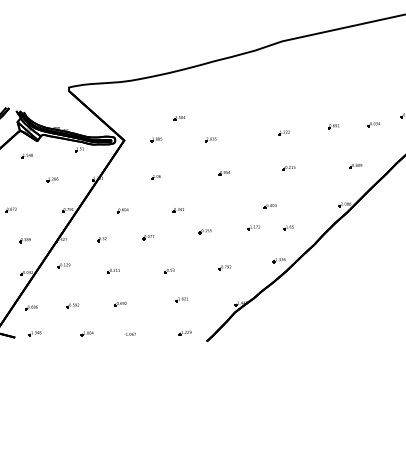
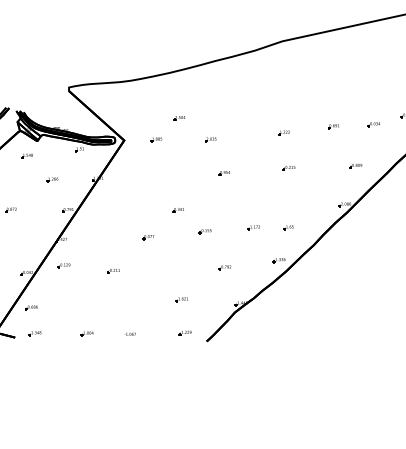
part: present -> none (155, 177)
part: present -> none (269, 206)
part: present -> none (122, 210)
part: present -> none (101, 239)
part: present -> none (24, 240)
part: present -> none (169, 270)
part: present -> none (120, 304)
part: present -> none (72, 305)
